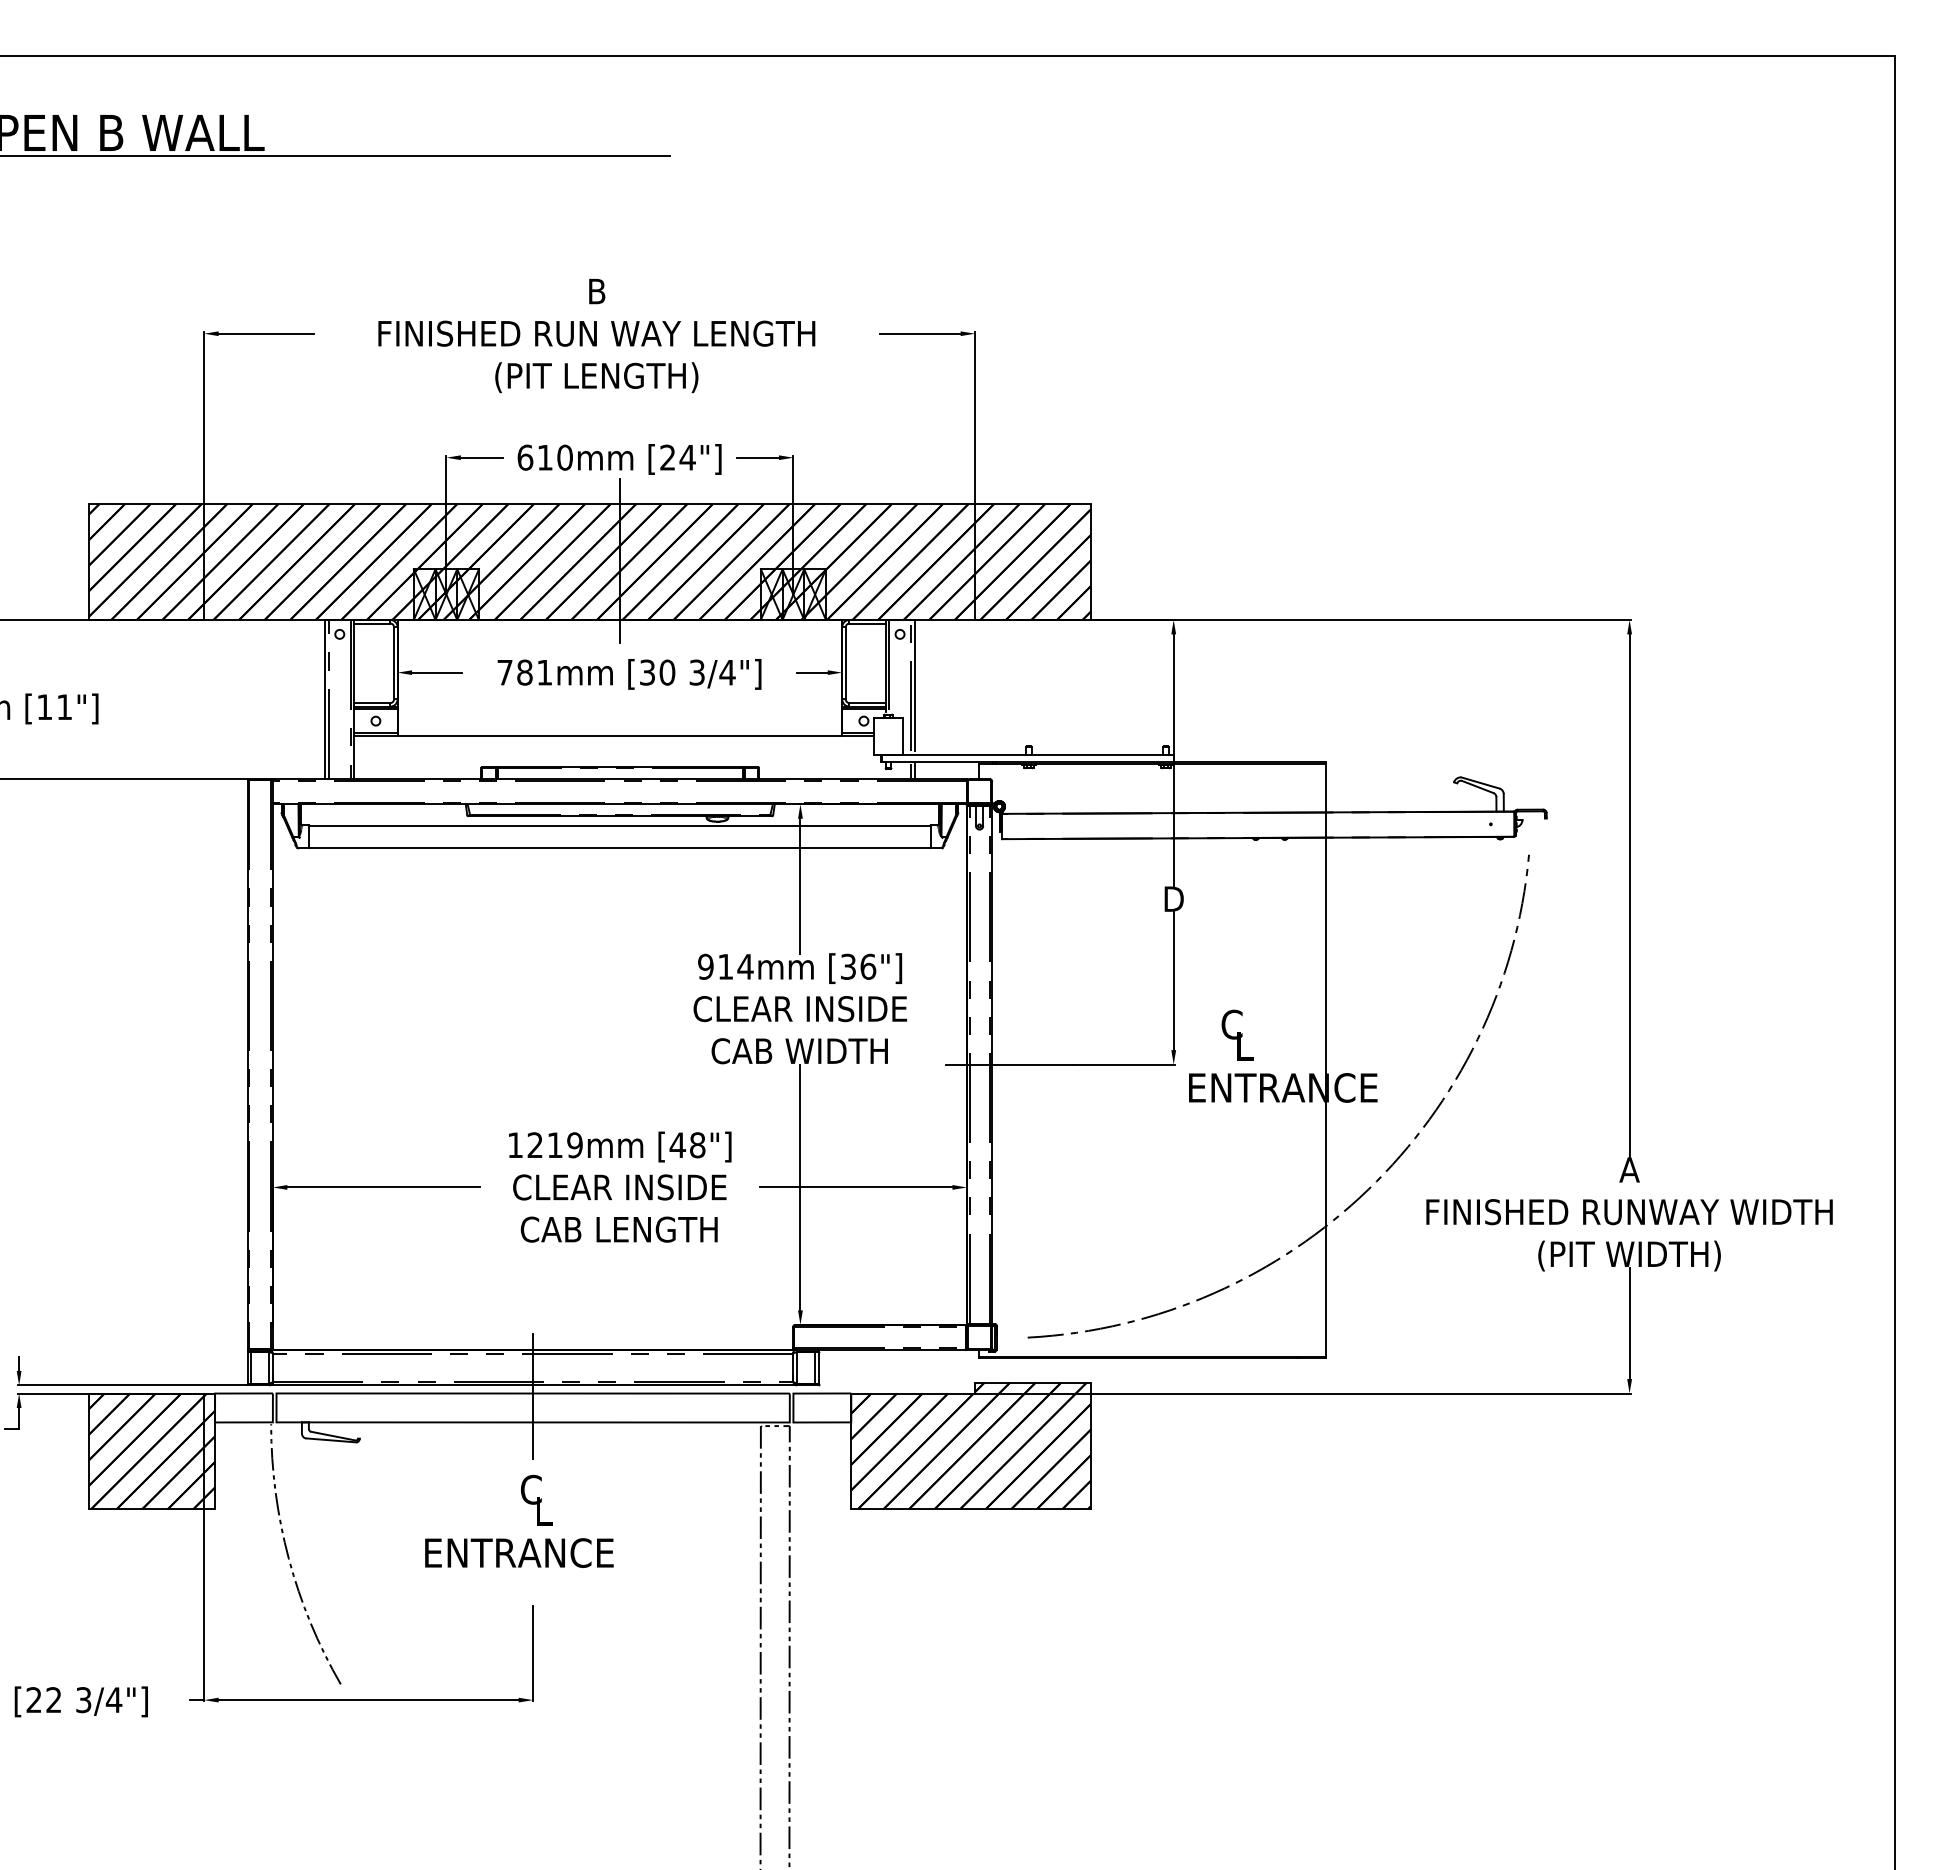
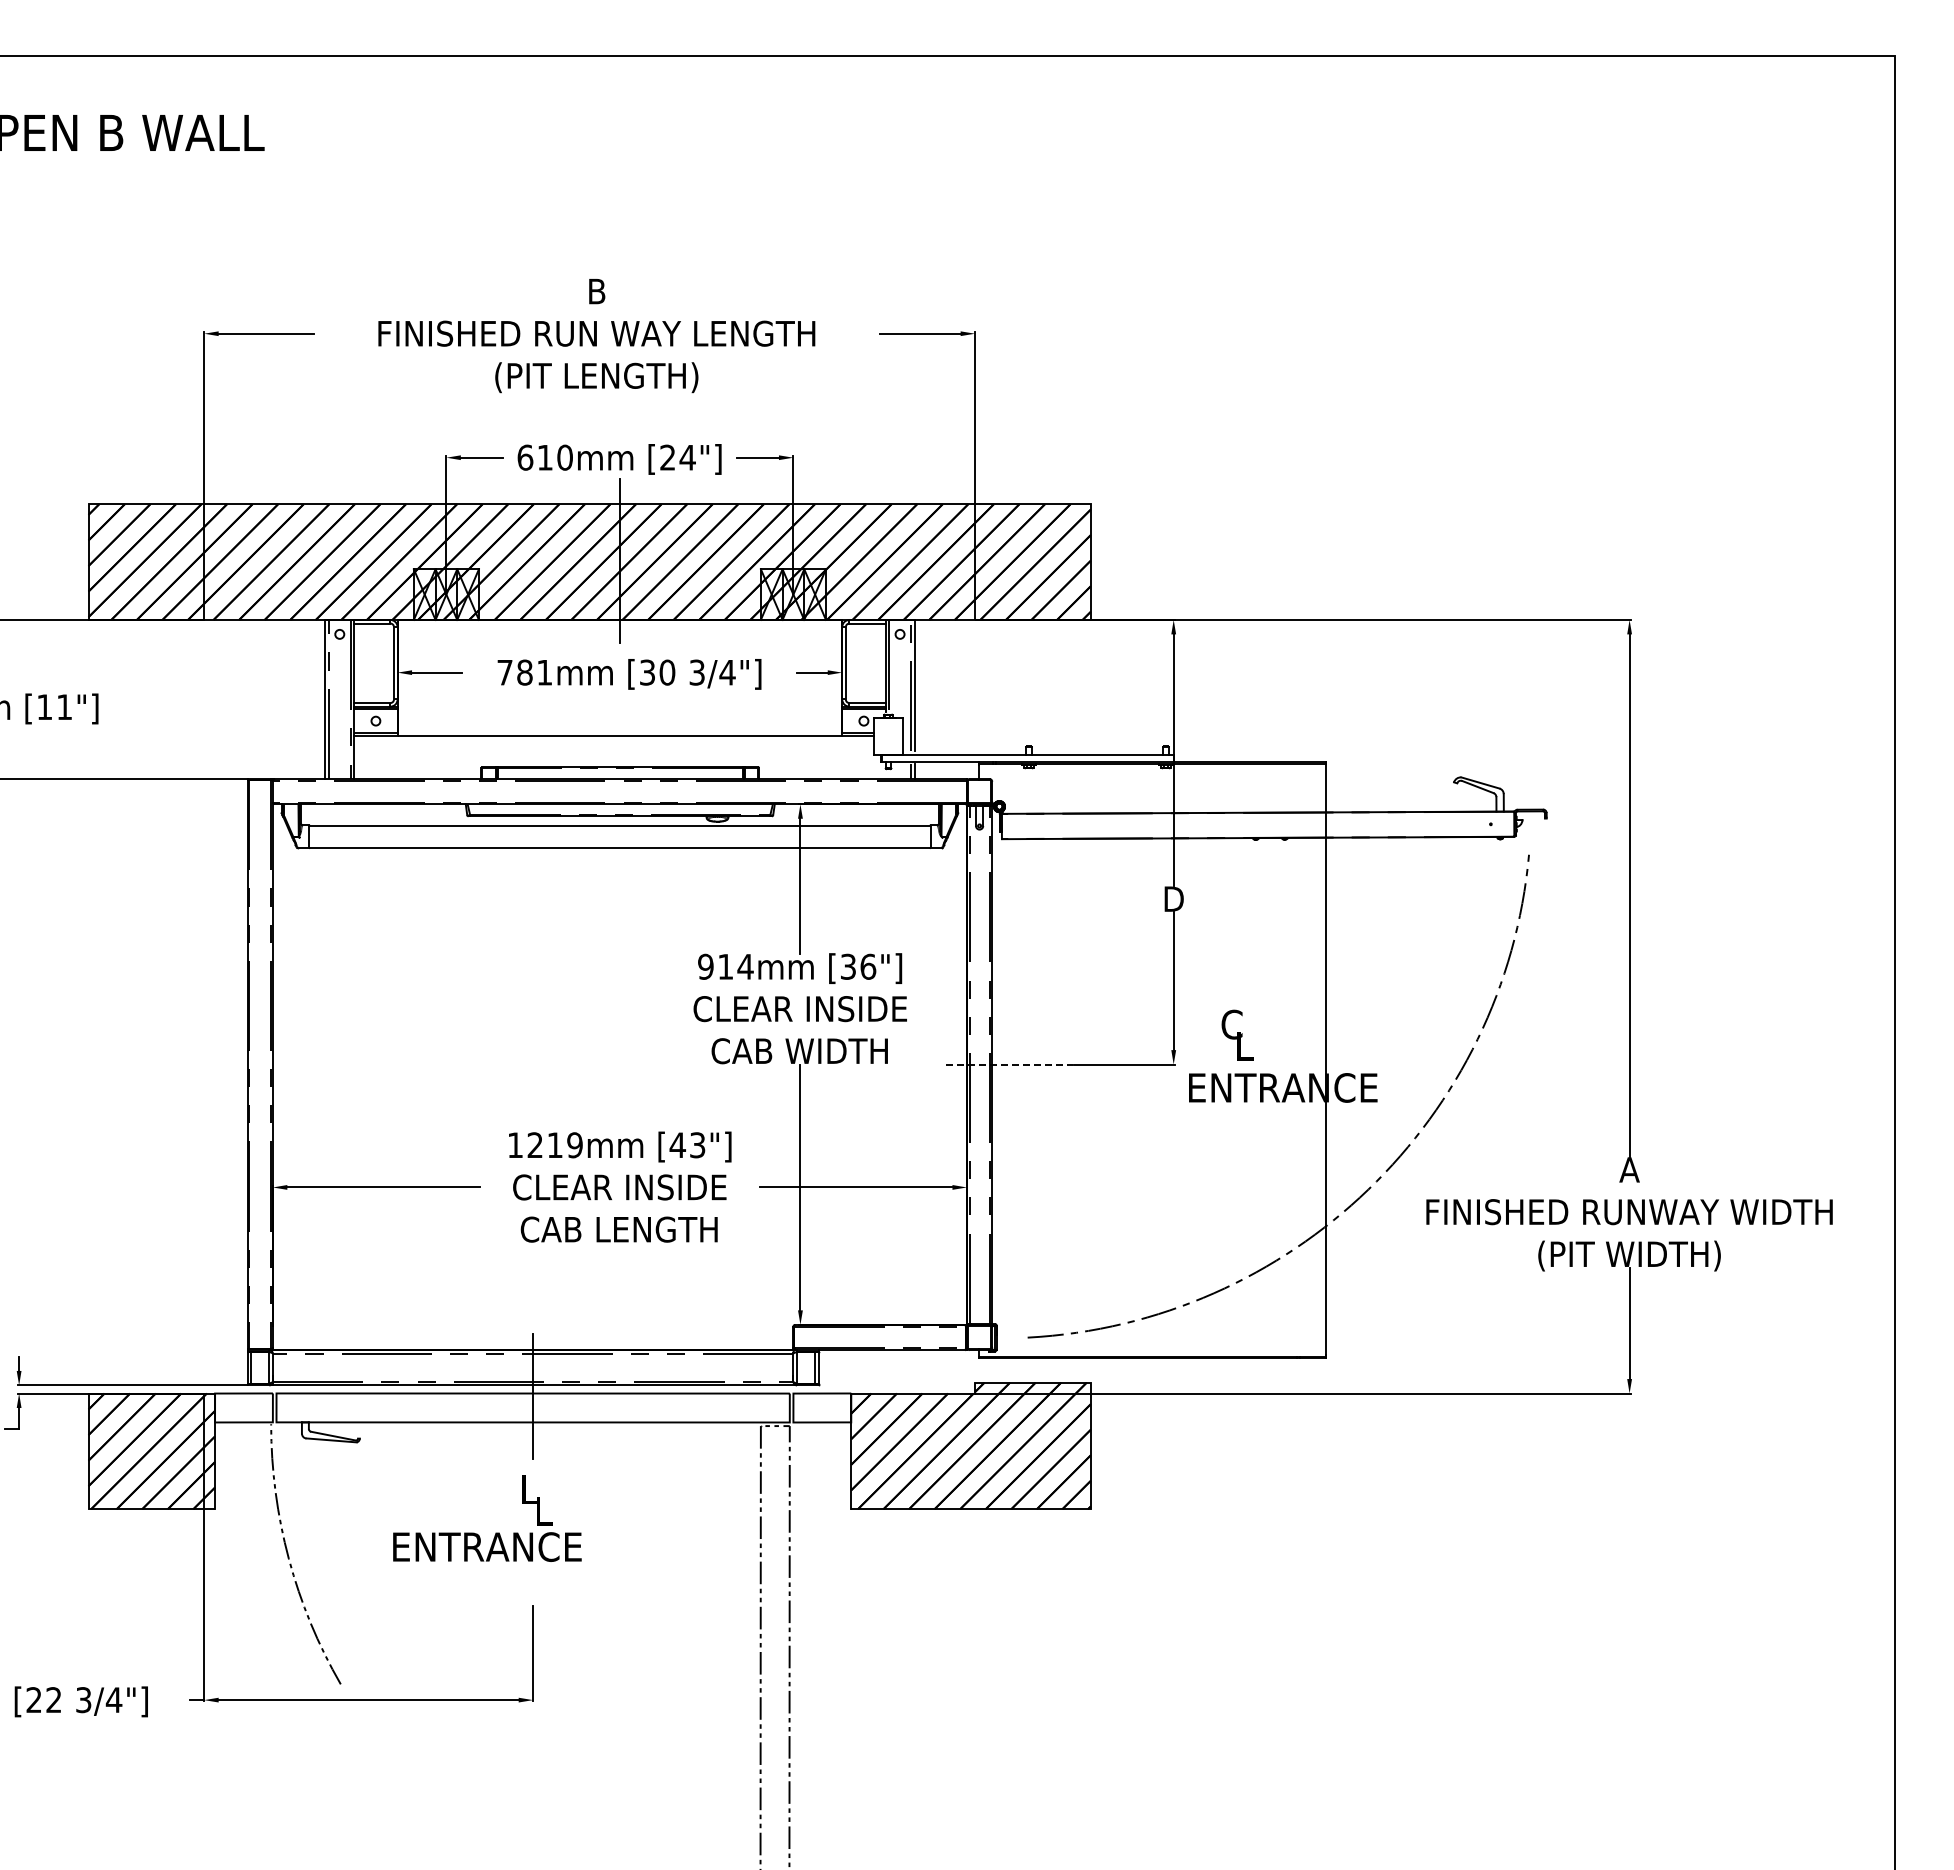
line: present -> none (336, 155)
line: solid -> dashed (1009, 1064)
text: [48"] -> [43"] (697, 1145)
text: C -> L (530, 1489)
text position: (519, 1552) -> (487, 1546) (487, 1546)
